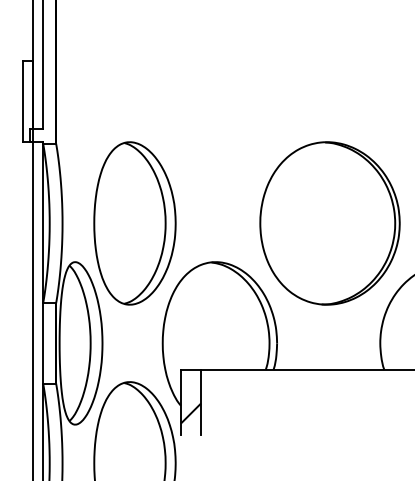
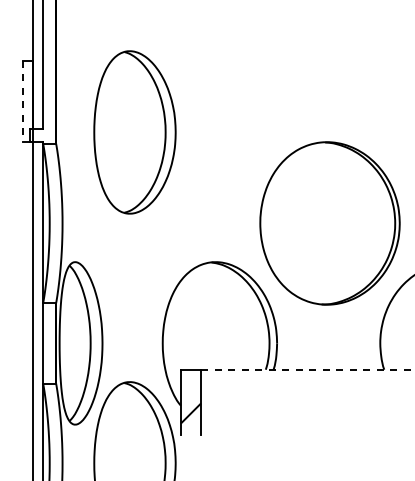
line: solid -> dashed (23, 101)
part position: (134, 223) -> (134, 132) (134, 132)
line: solid -> dashed (307, 369)
